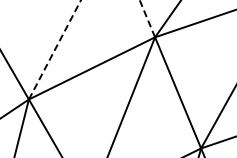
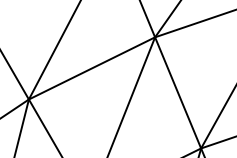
line: dashed -> solid (147, 18)
line: dashed -> solid (54, 49)
